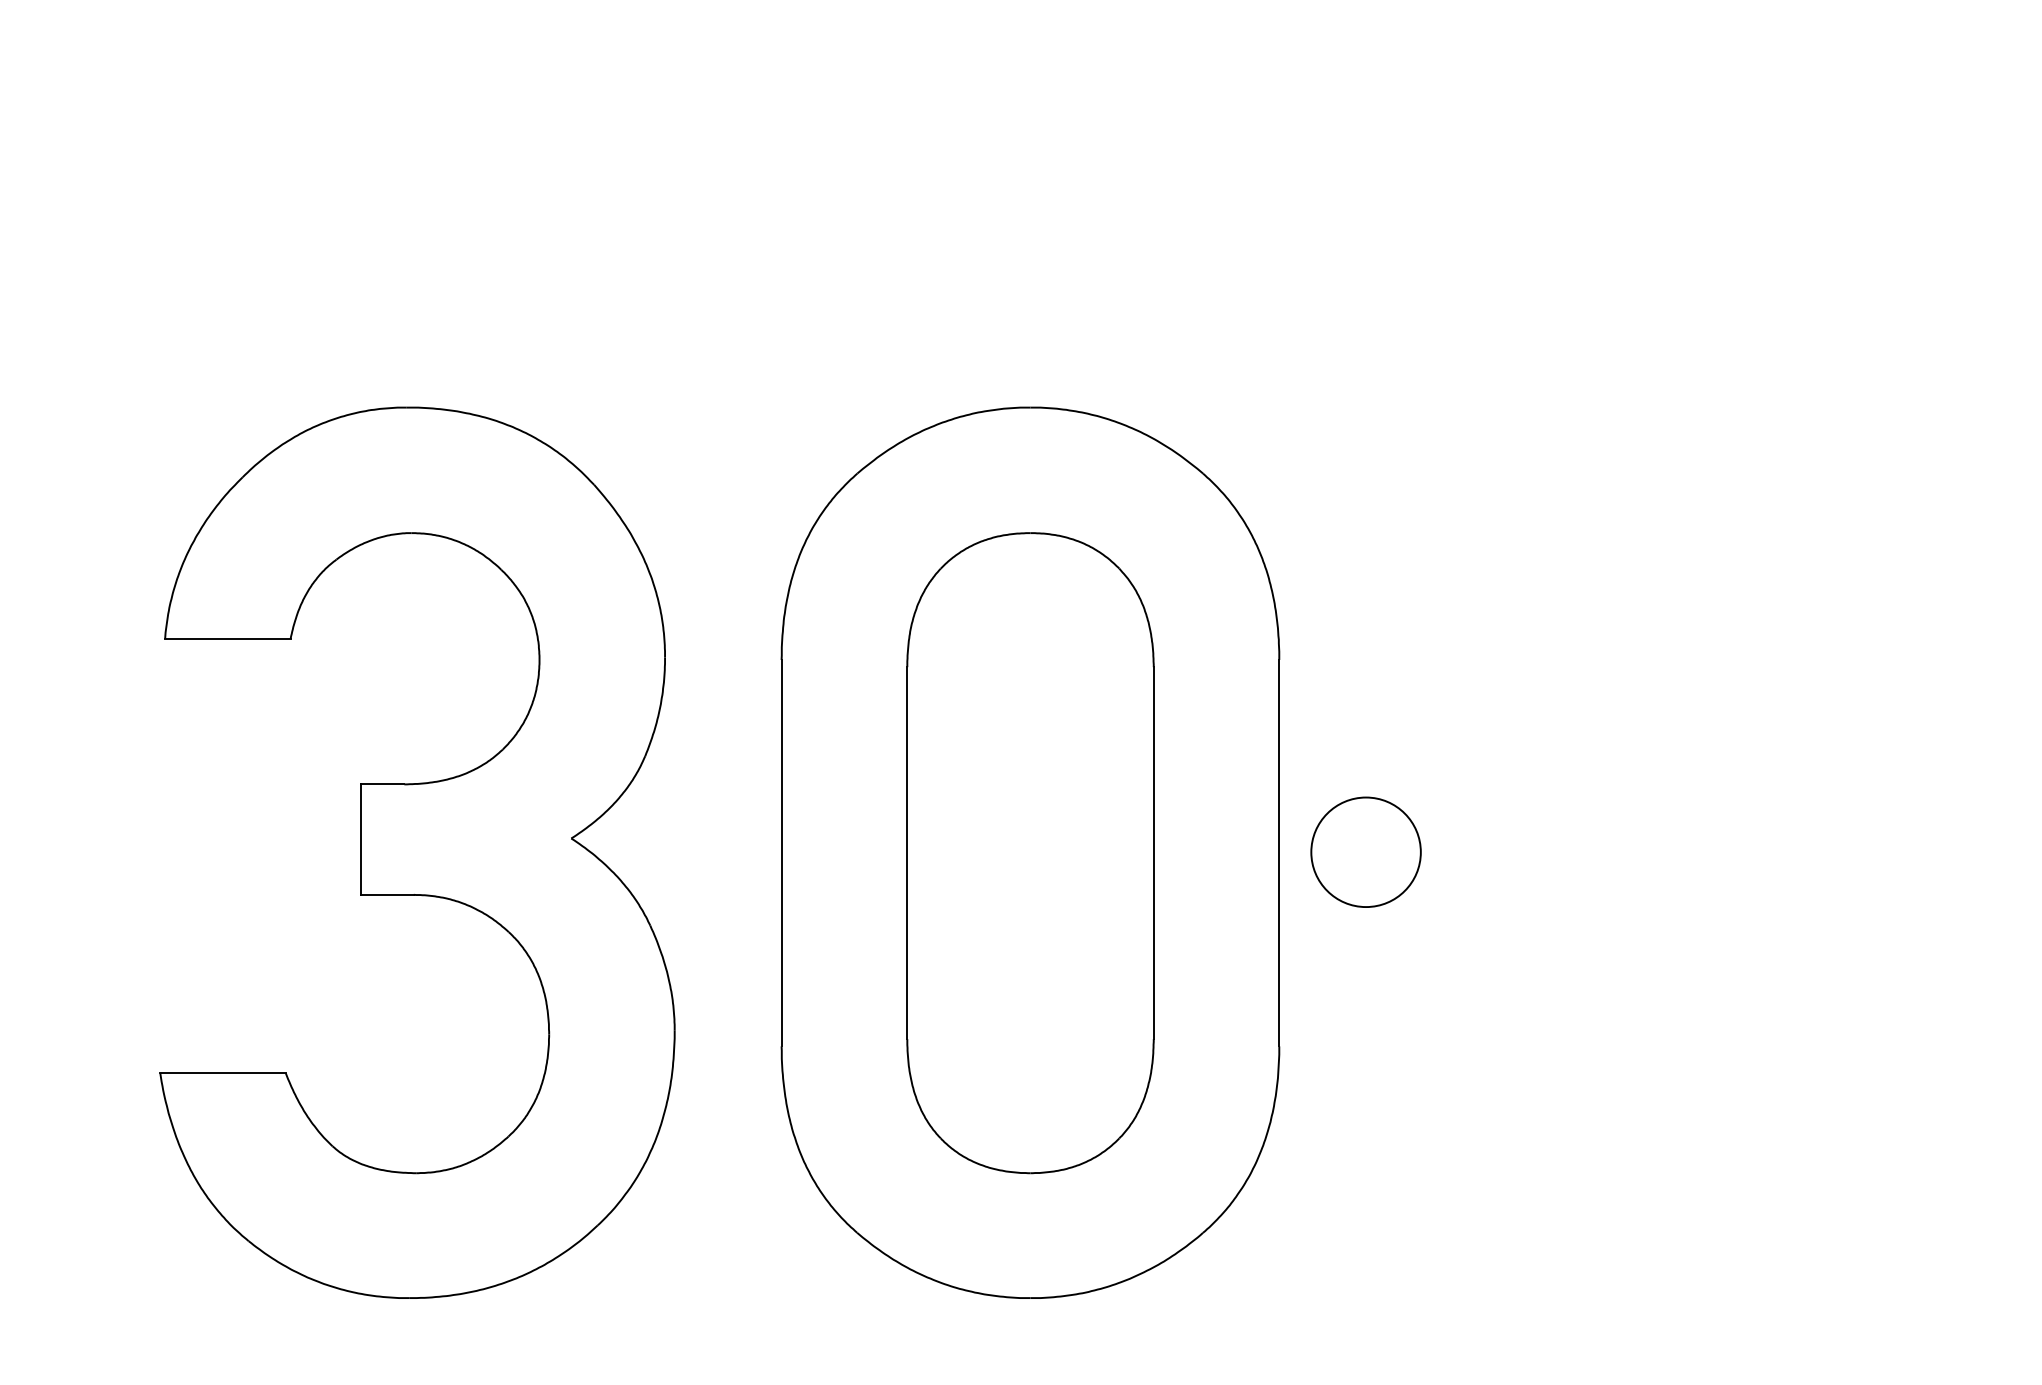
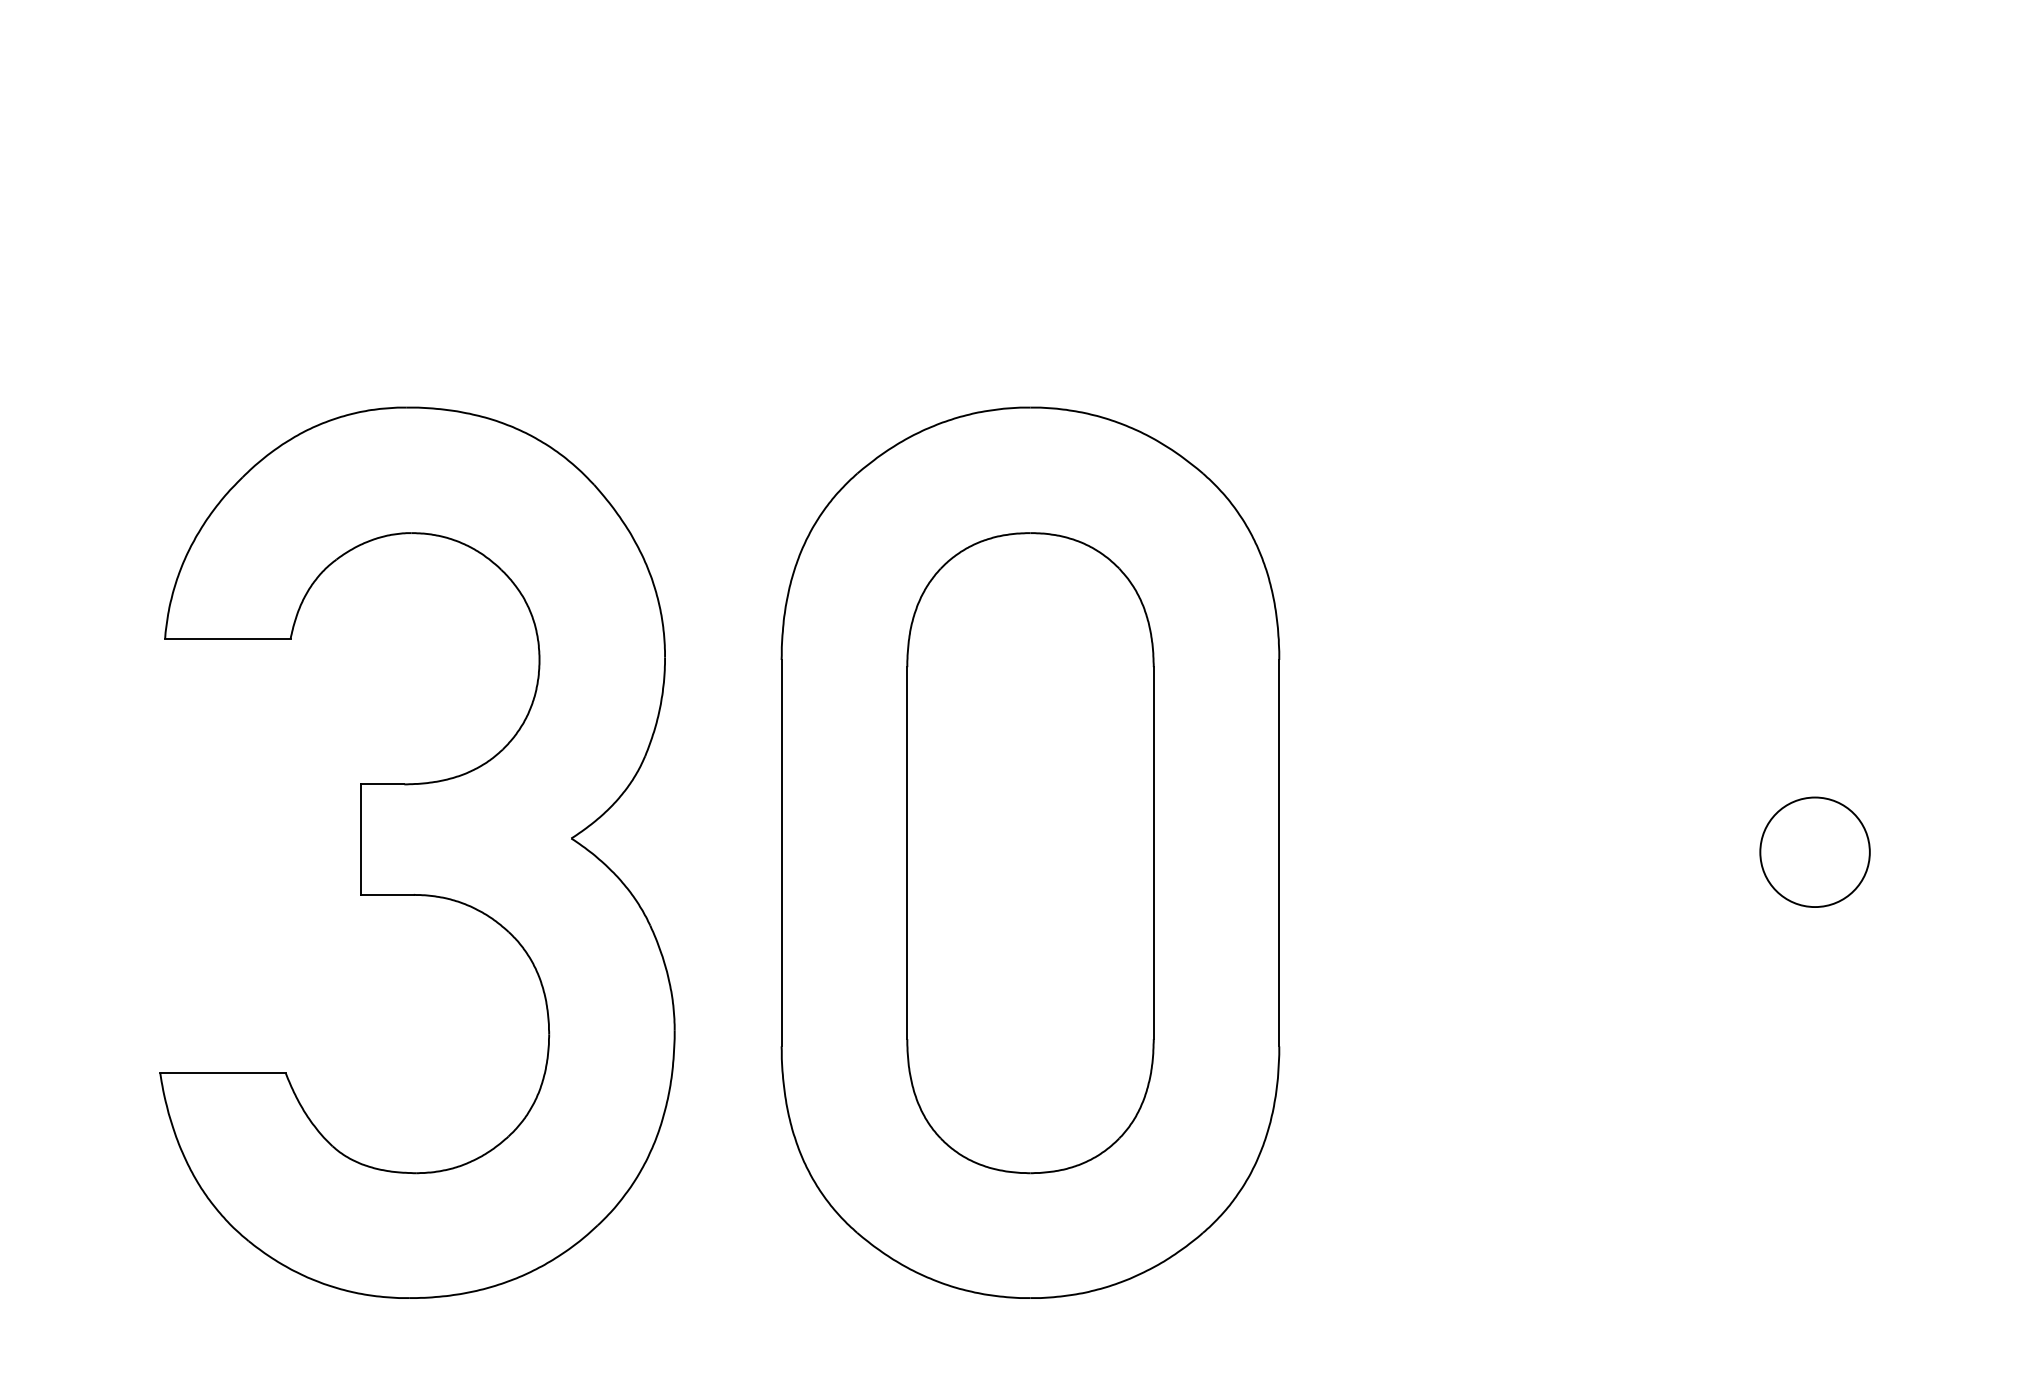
circle position: (1365, 851) -> (1814, 851) (1814, 851)
